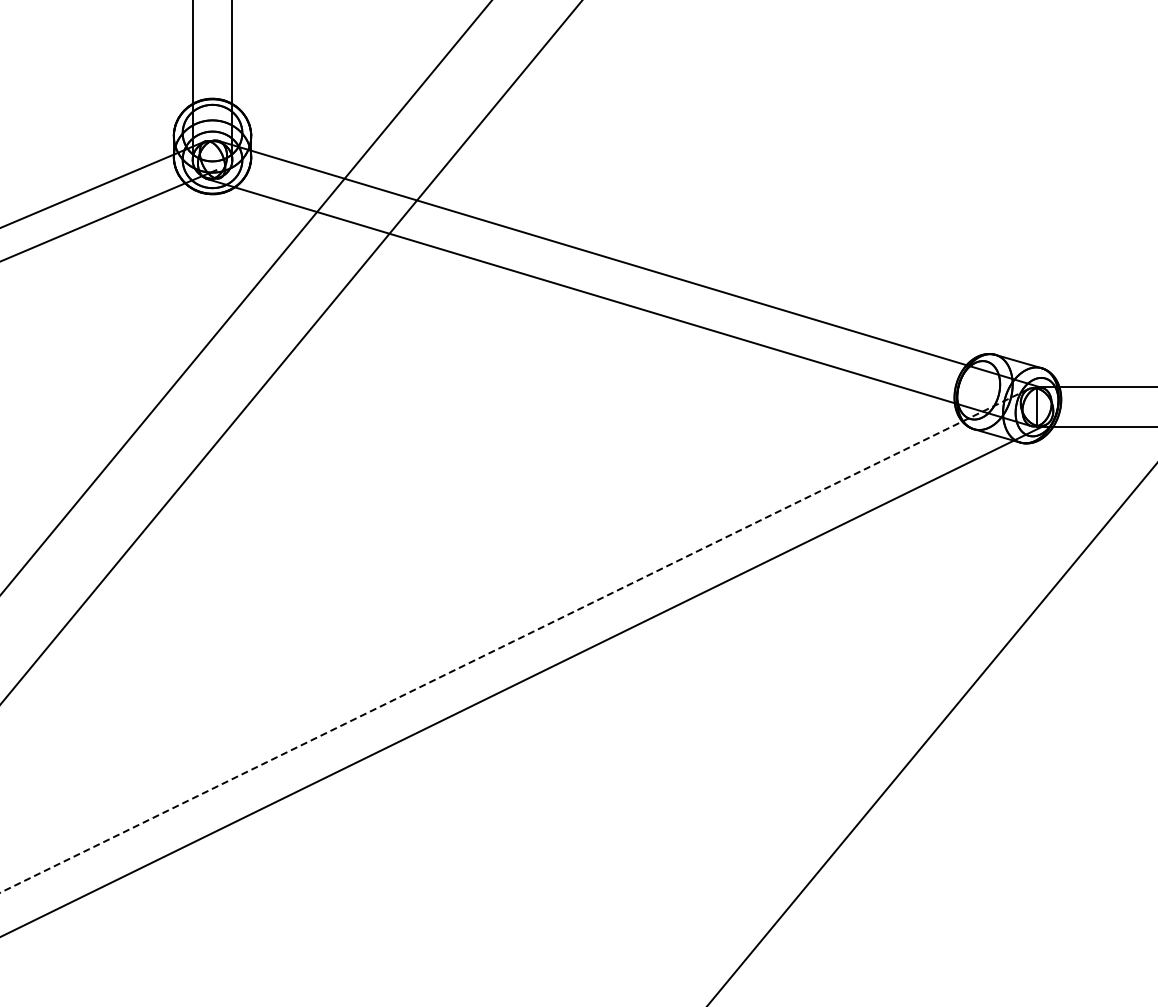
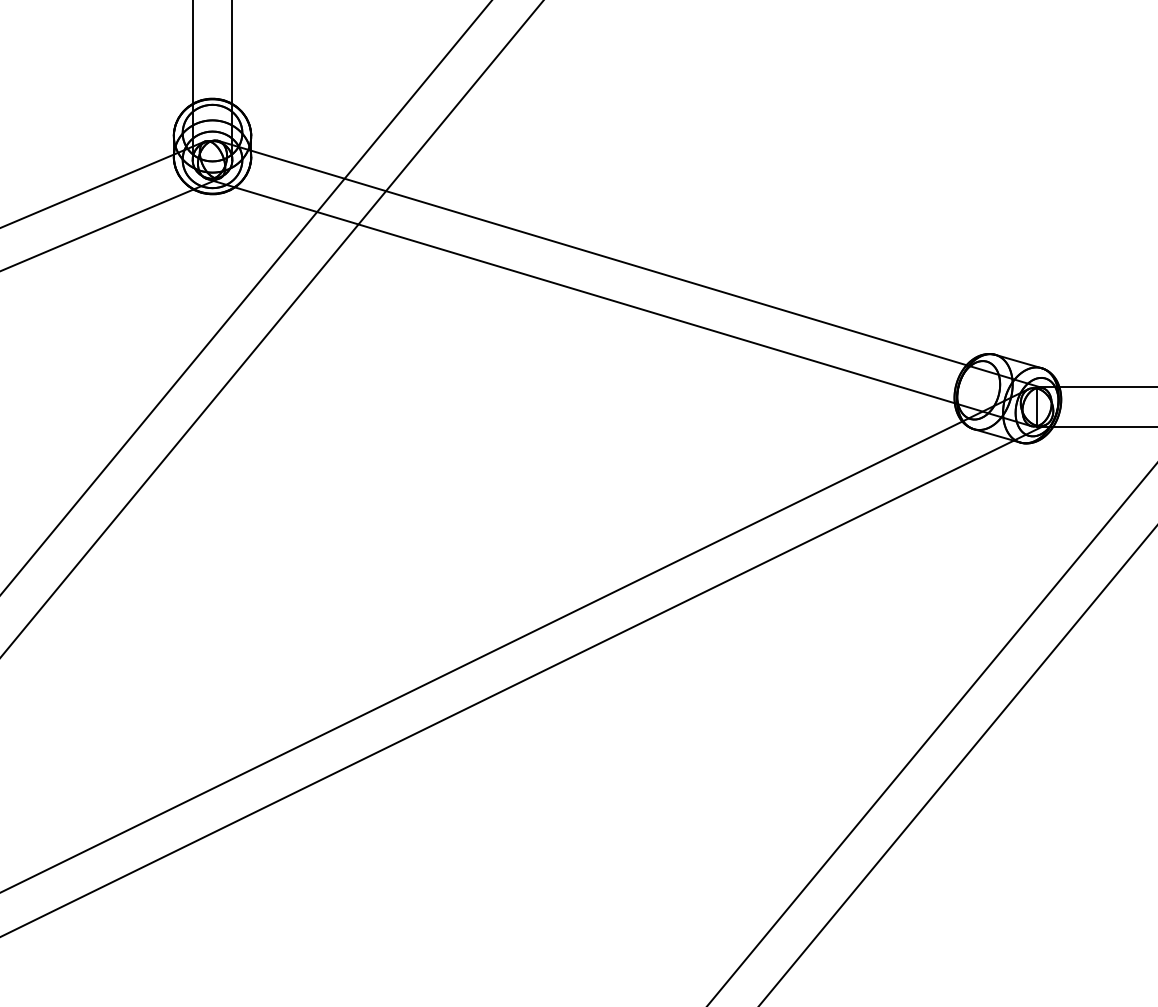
line position: (109, 215) -> (111, 224) (111, 224)
line position: (291, 352) -> (272, 328) (272, 328)
line: dashed -> solid (513, 641)
line: none -> present (957, 765)
